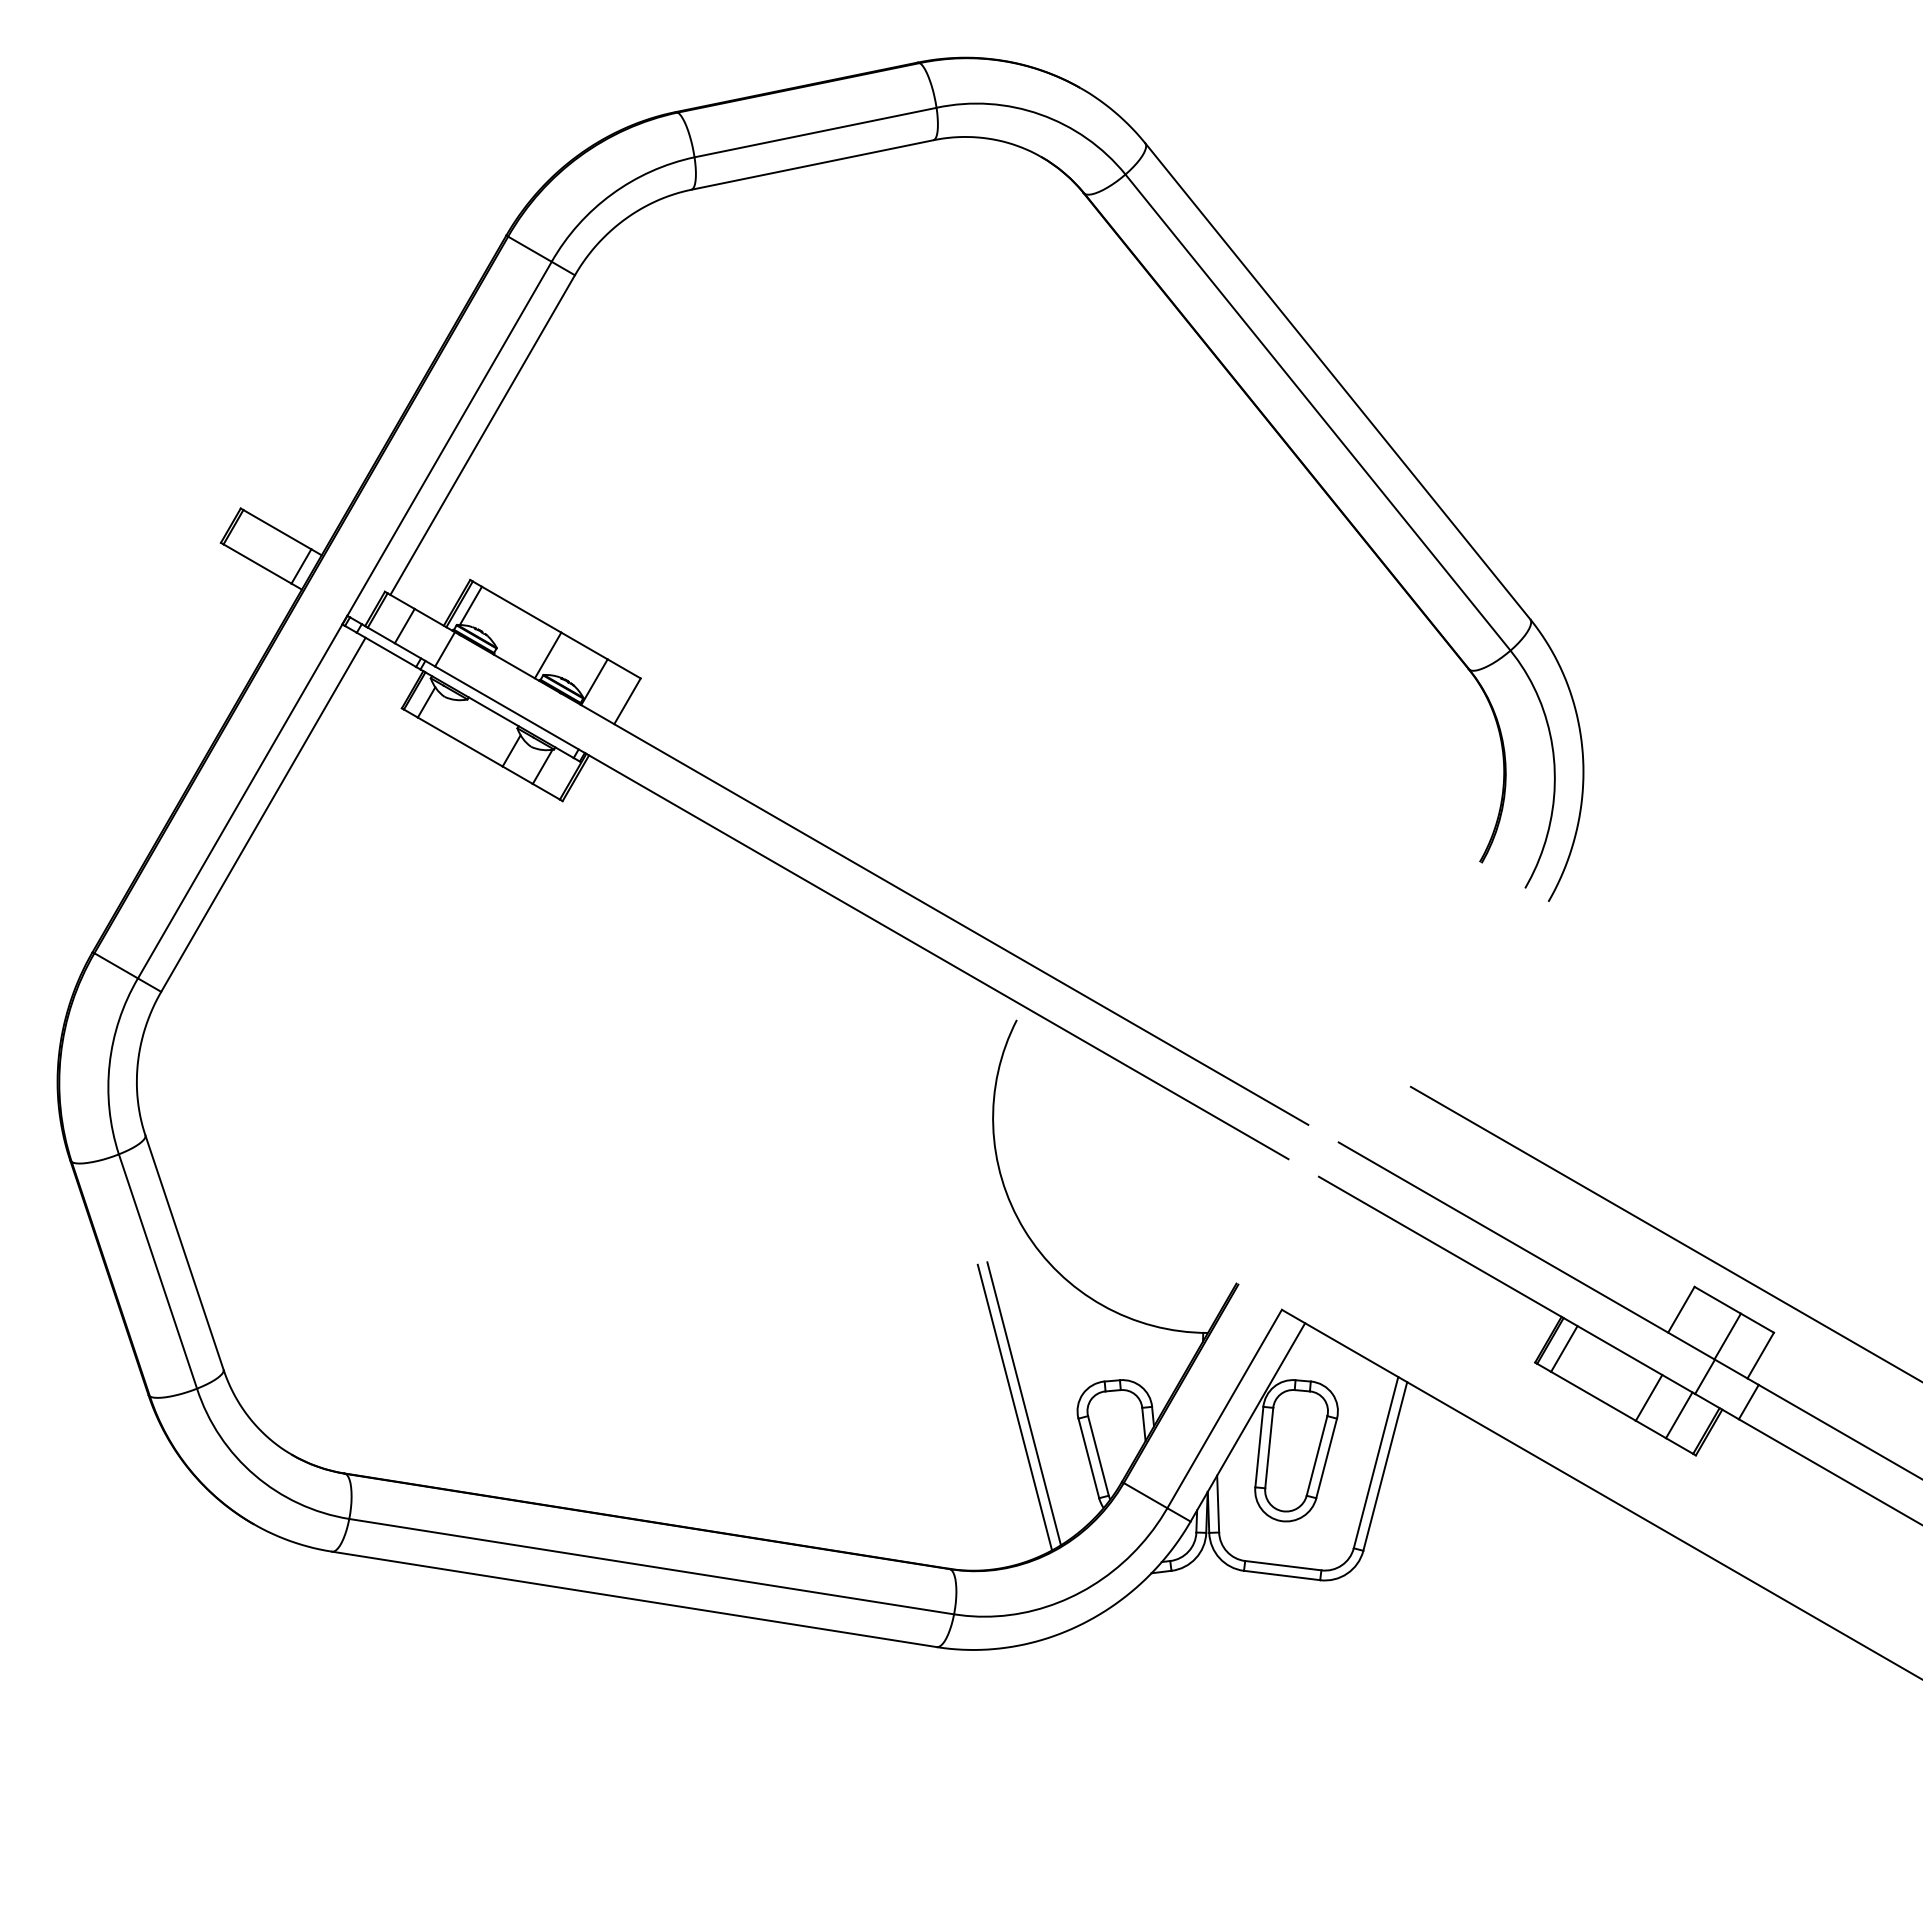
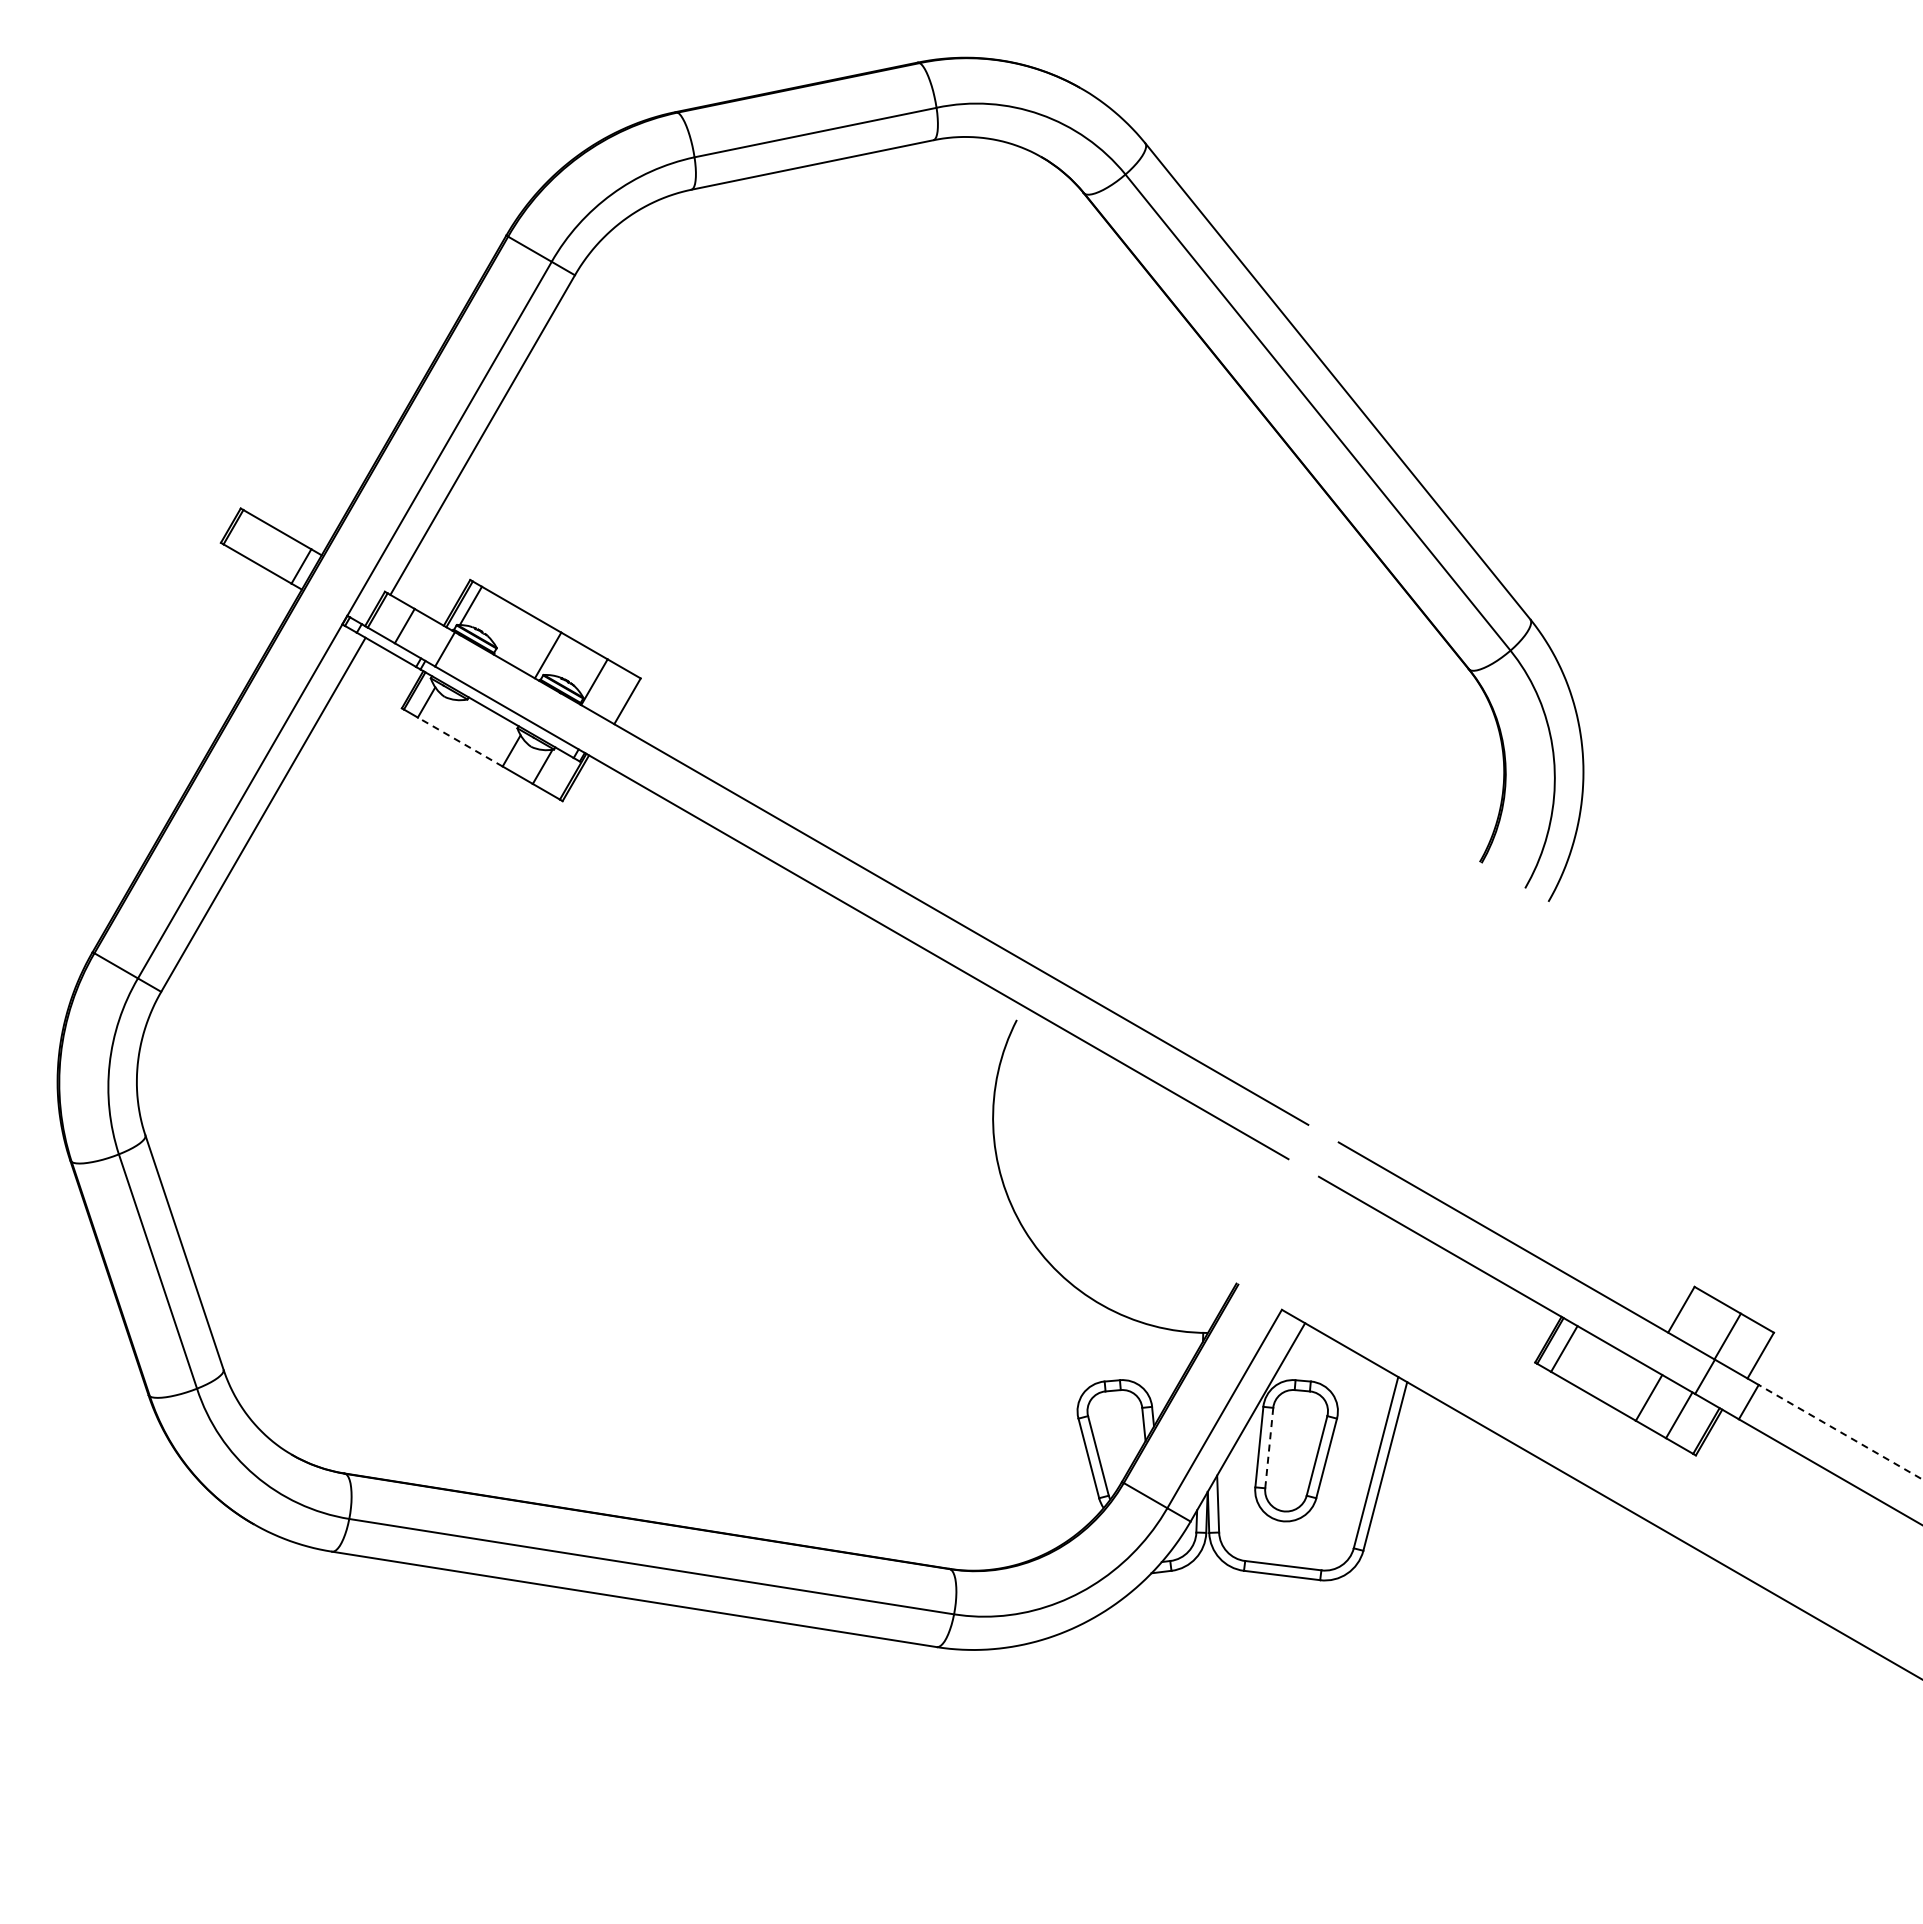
line: solid -> dashed (460, 742)
line: present -> none (1664, 1233)
line: present -> none (1023, 1403)
line: present -> none (1014, 1407)
line: solid -> dashed (1840, 1431)
line: solid -> dashed (1269, 1448)
